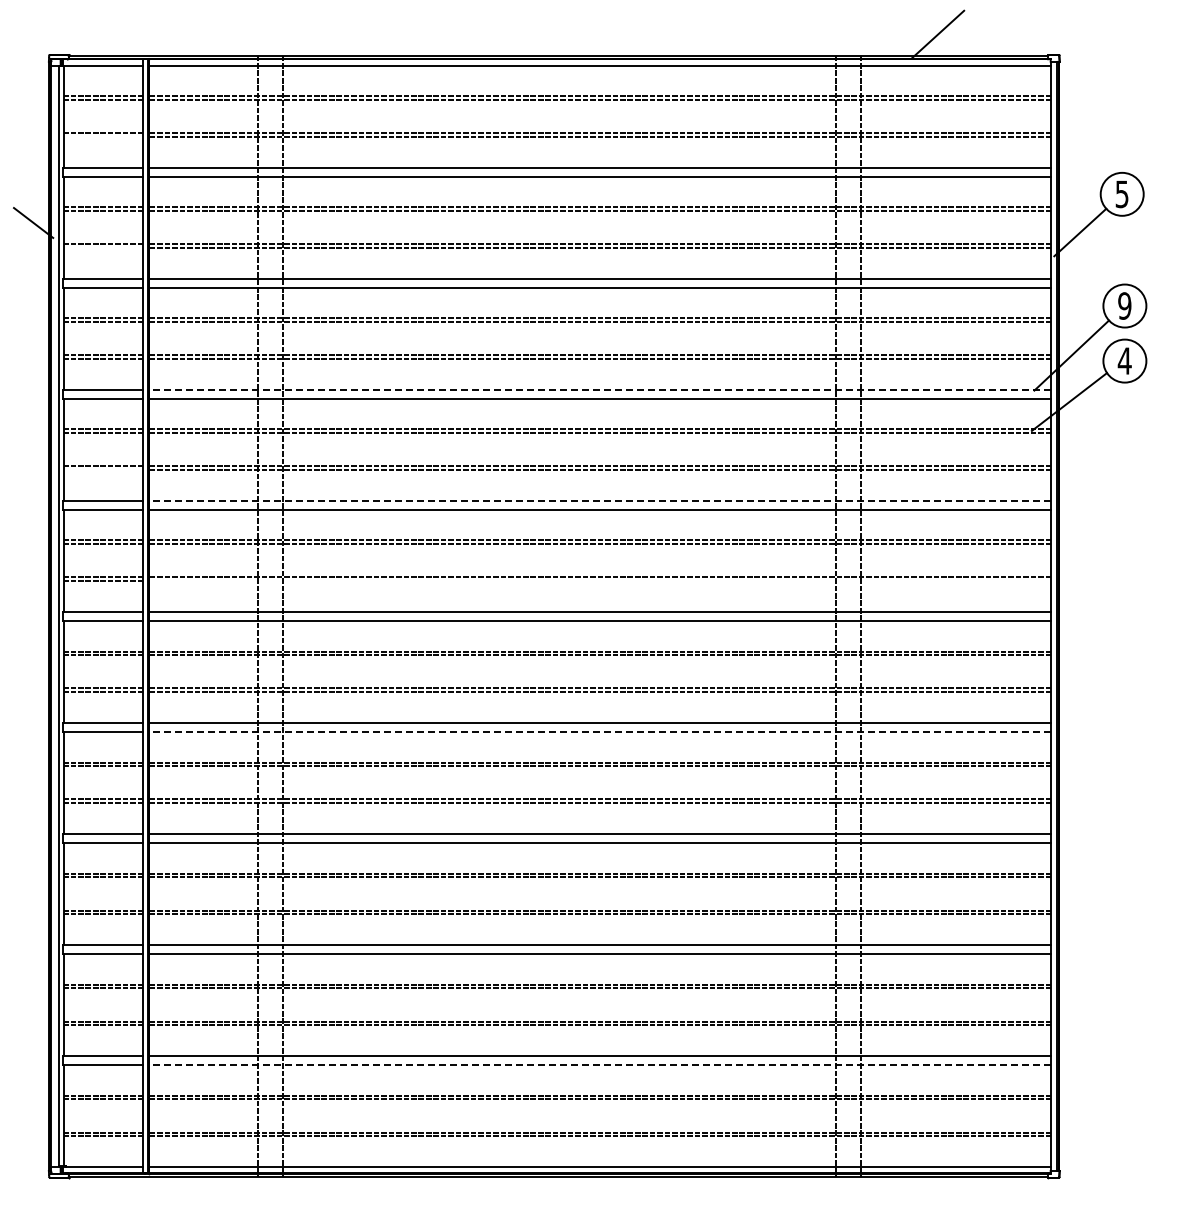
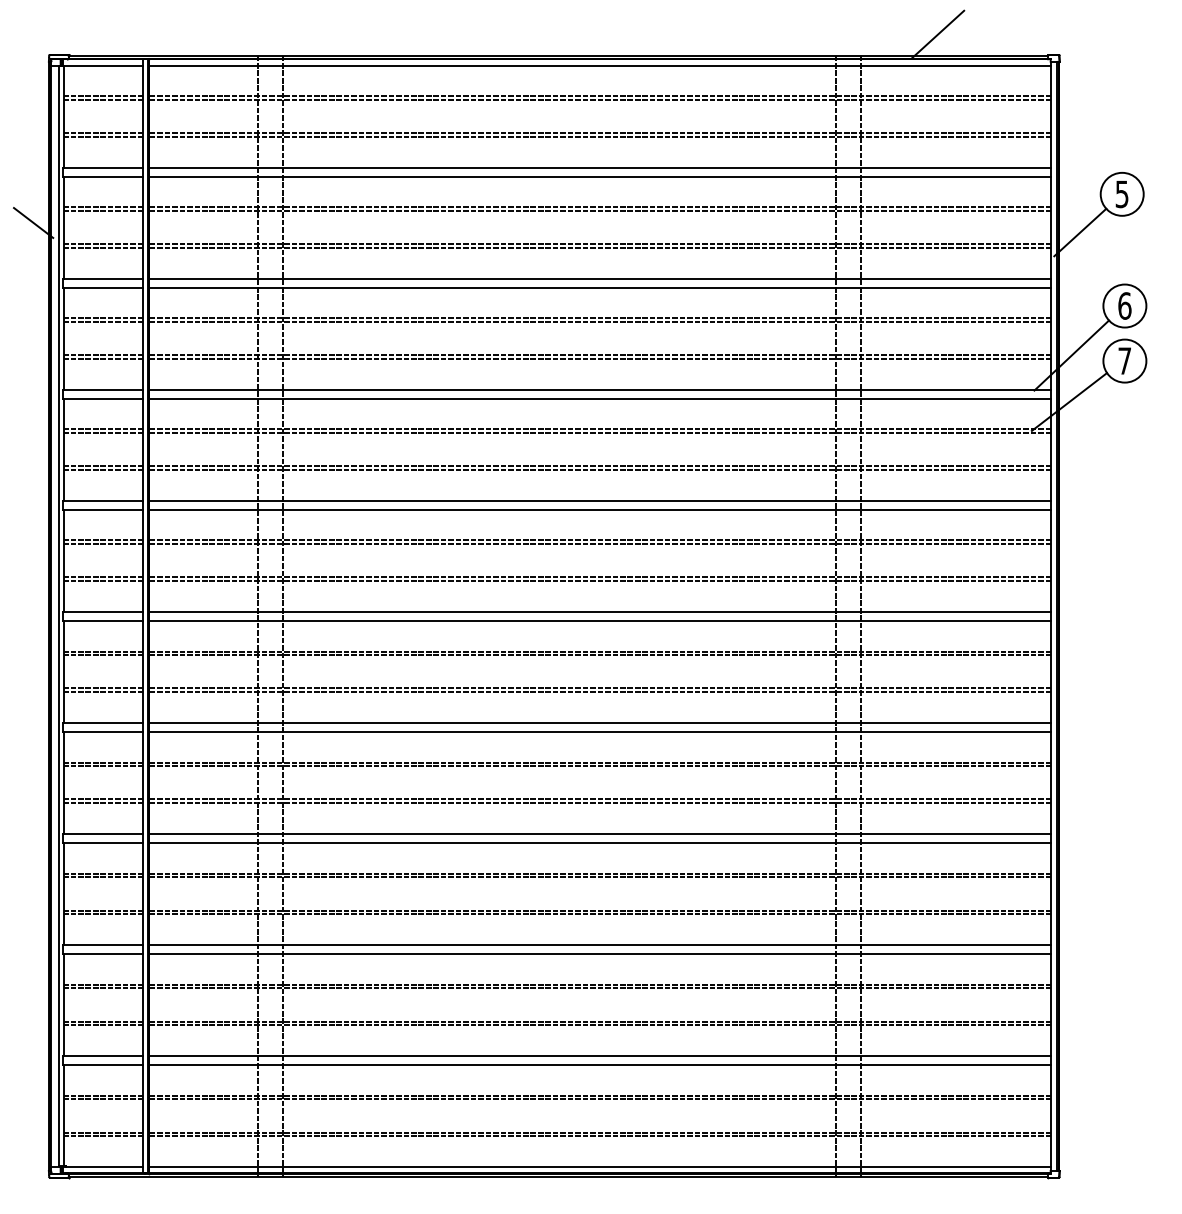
line: none -> present (103, 137)
line: none -> present (103, 248)
text: 9 -> 6 (1124, 305)
text: 4 -> 7 (1124, 360)
line: dashed -> solid (599, 389)
line: none -> present (103, 470)
line: dashed -> solid (599, 500)
line: none -> present (599, 581)
line: dashed -> solid (599, 732)
line: dashed -> solid (599, 1065)
